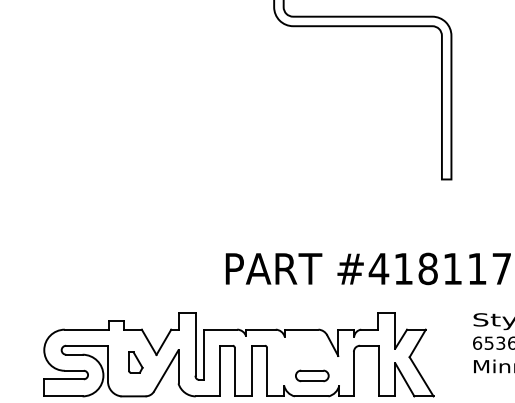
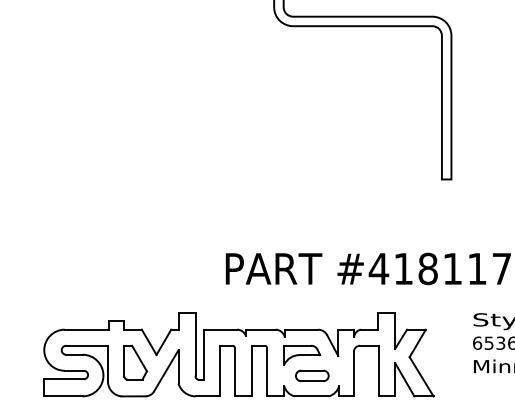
part: none -> present (302, 354)
part size: 16x23 px -> 26x37 px (135, 362)
